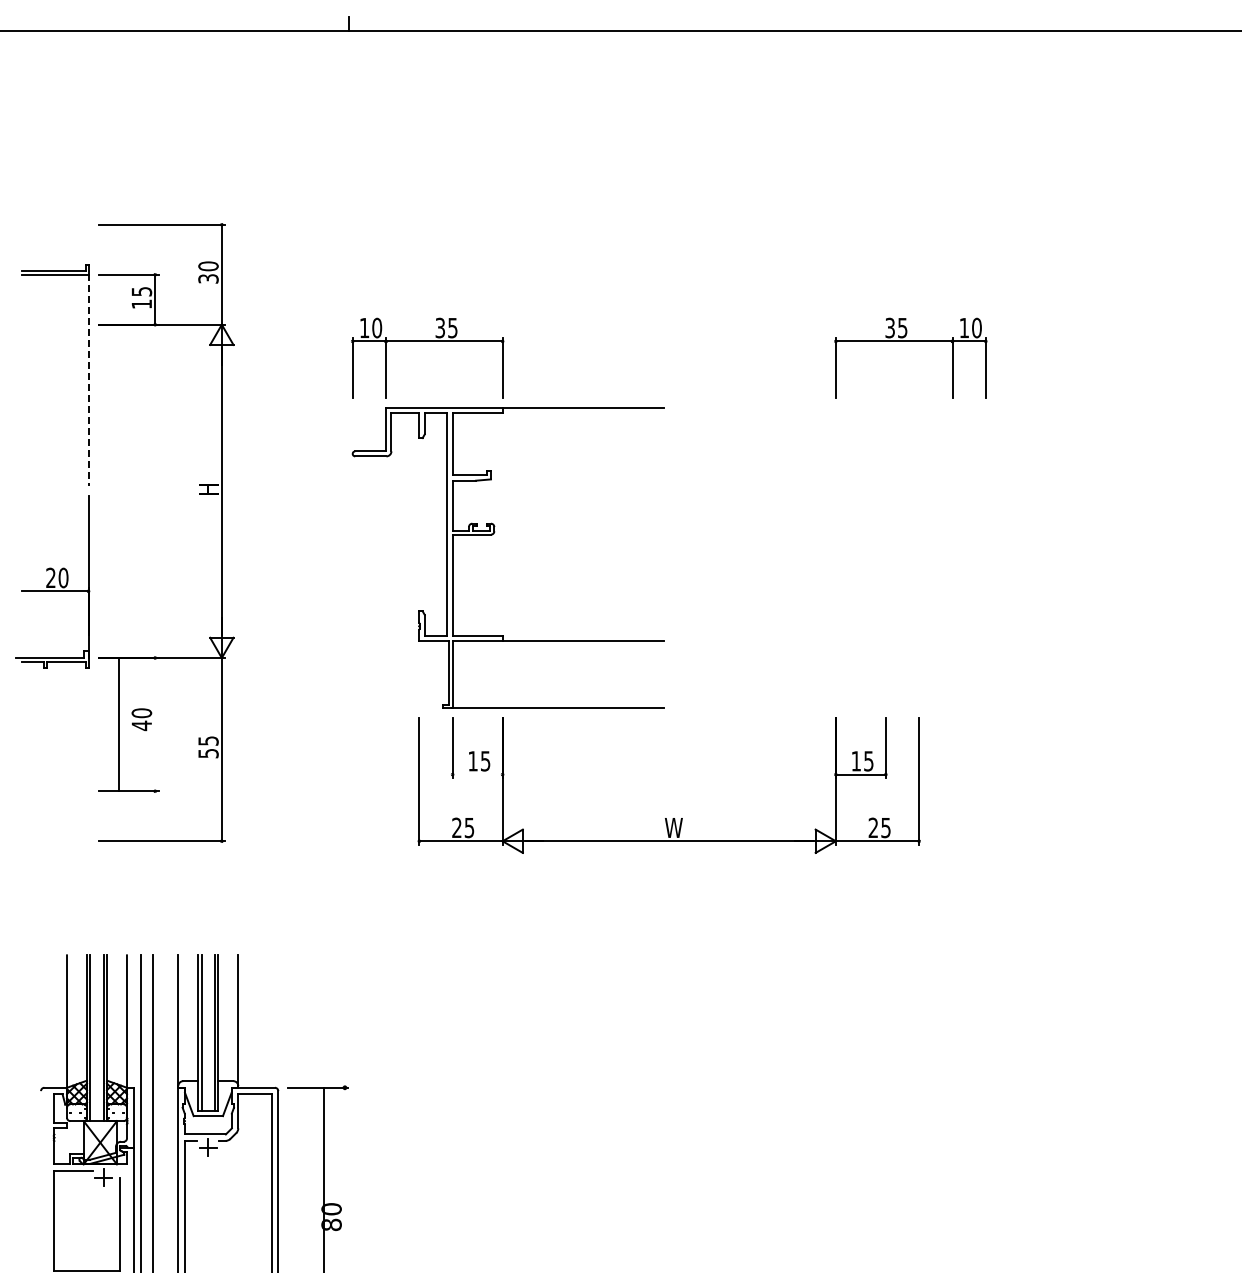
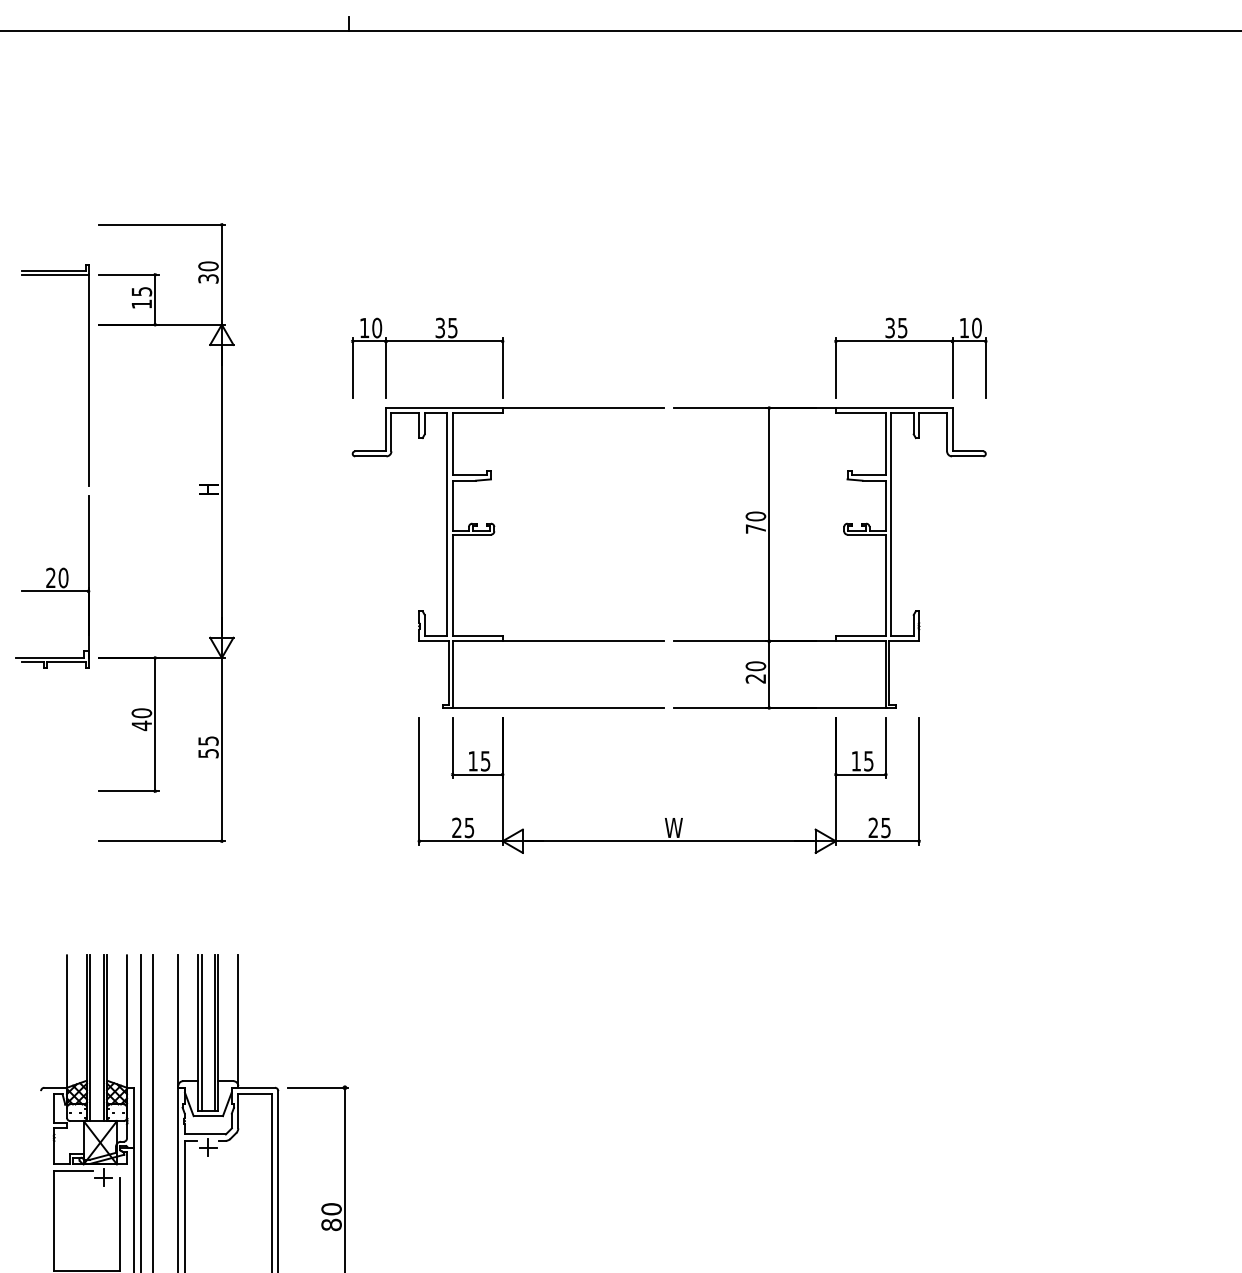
line: dashed -> solid (88, 380)
part: none -> present (829, 557)
line position: (119, 724) -> (155, 724) (155, 724)
line: none -> present (477, 774)
line position: (323, 1178) -> (344, 1178) (344, 1178)
